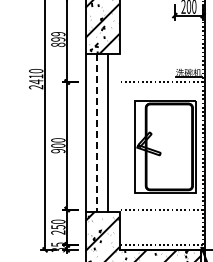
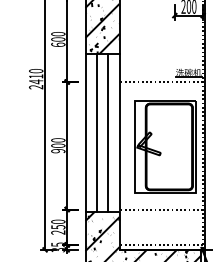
text: 899 -> 600 (58, 39)
line: none -> present (119, 131)
line: dashed -> solid (96, 133)
